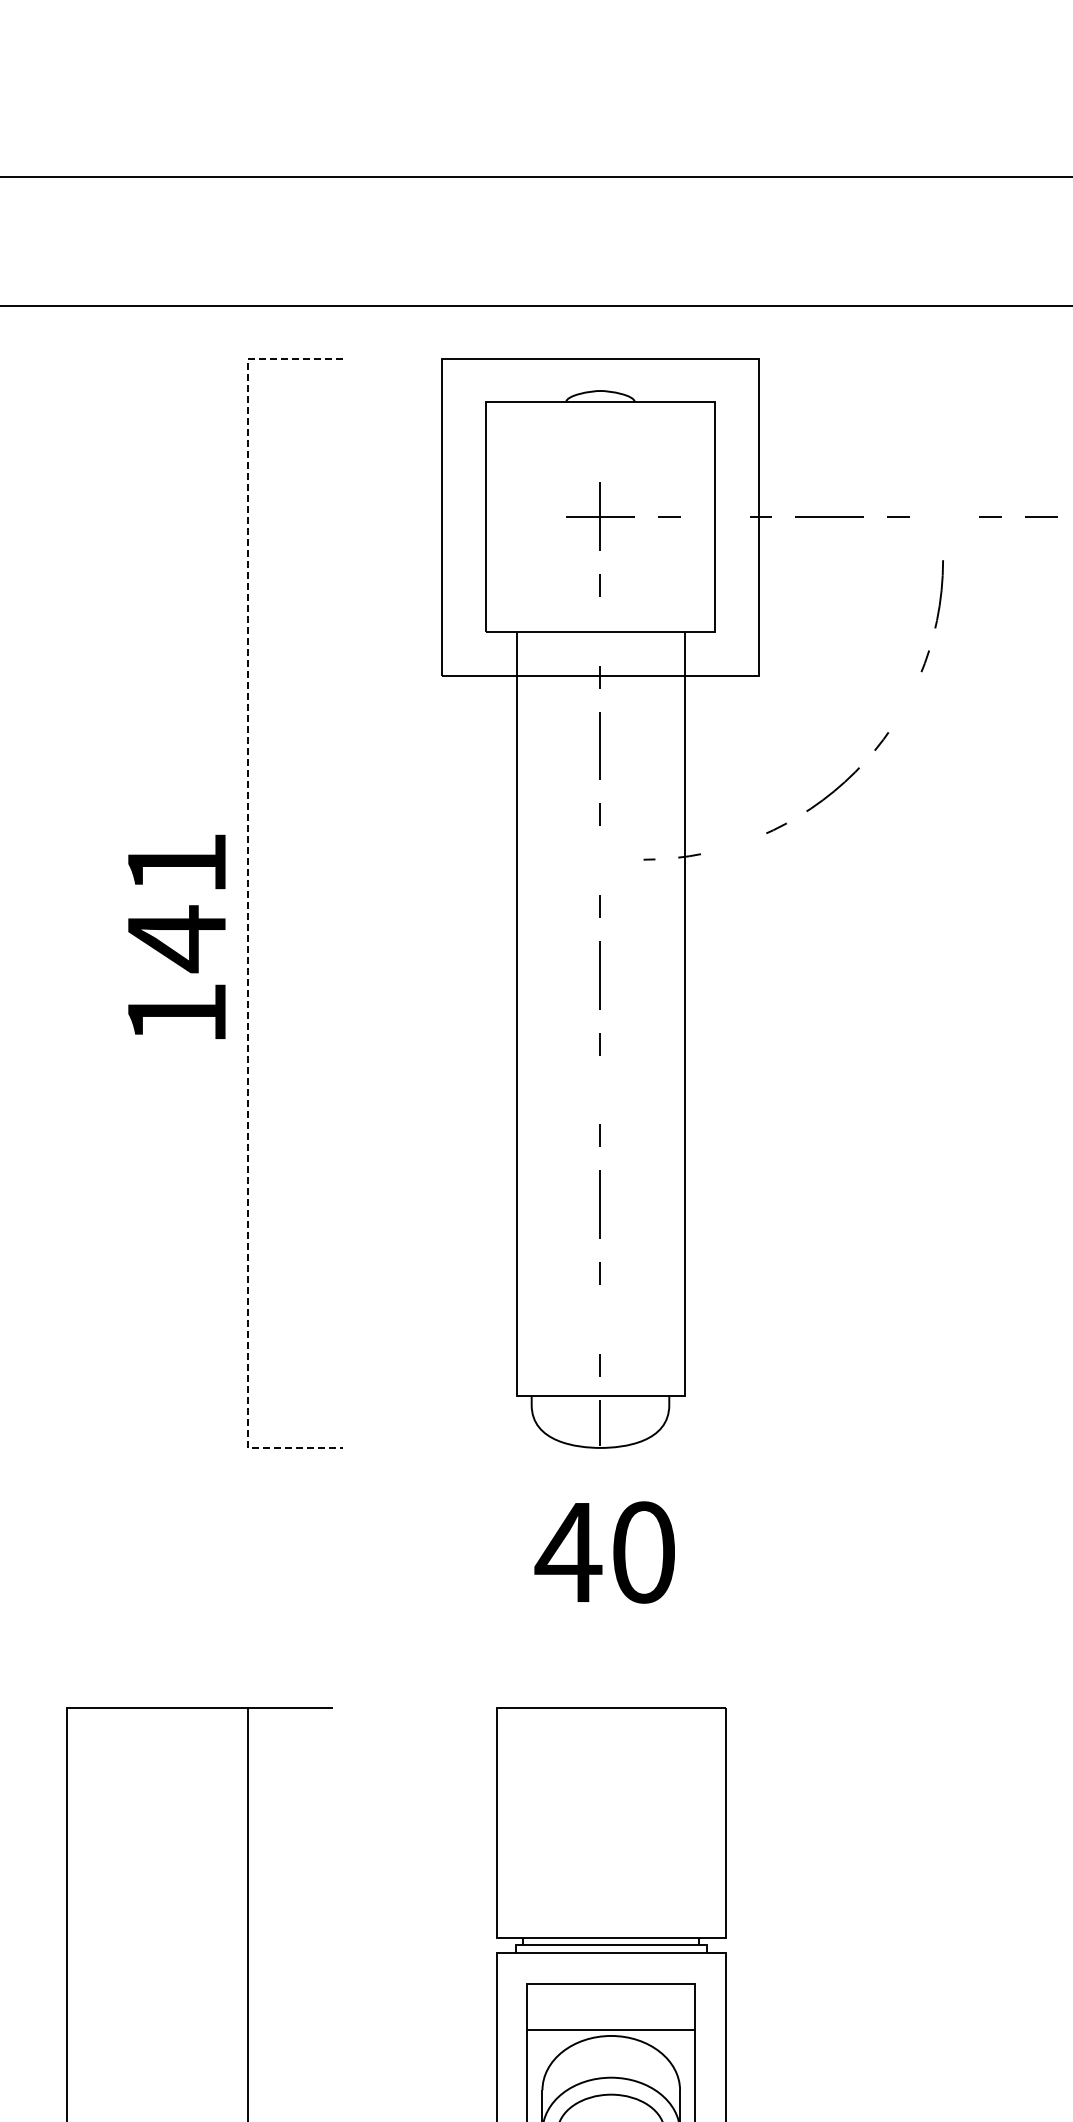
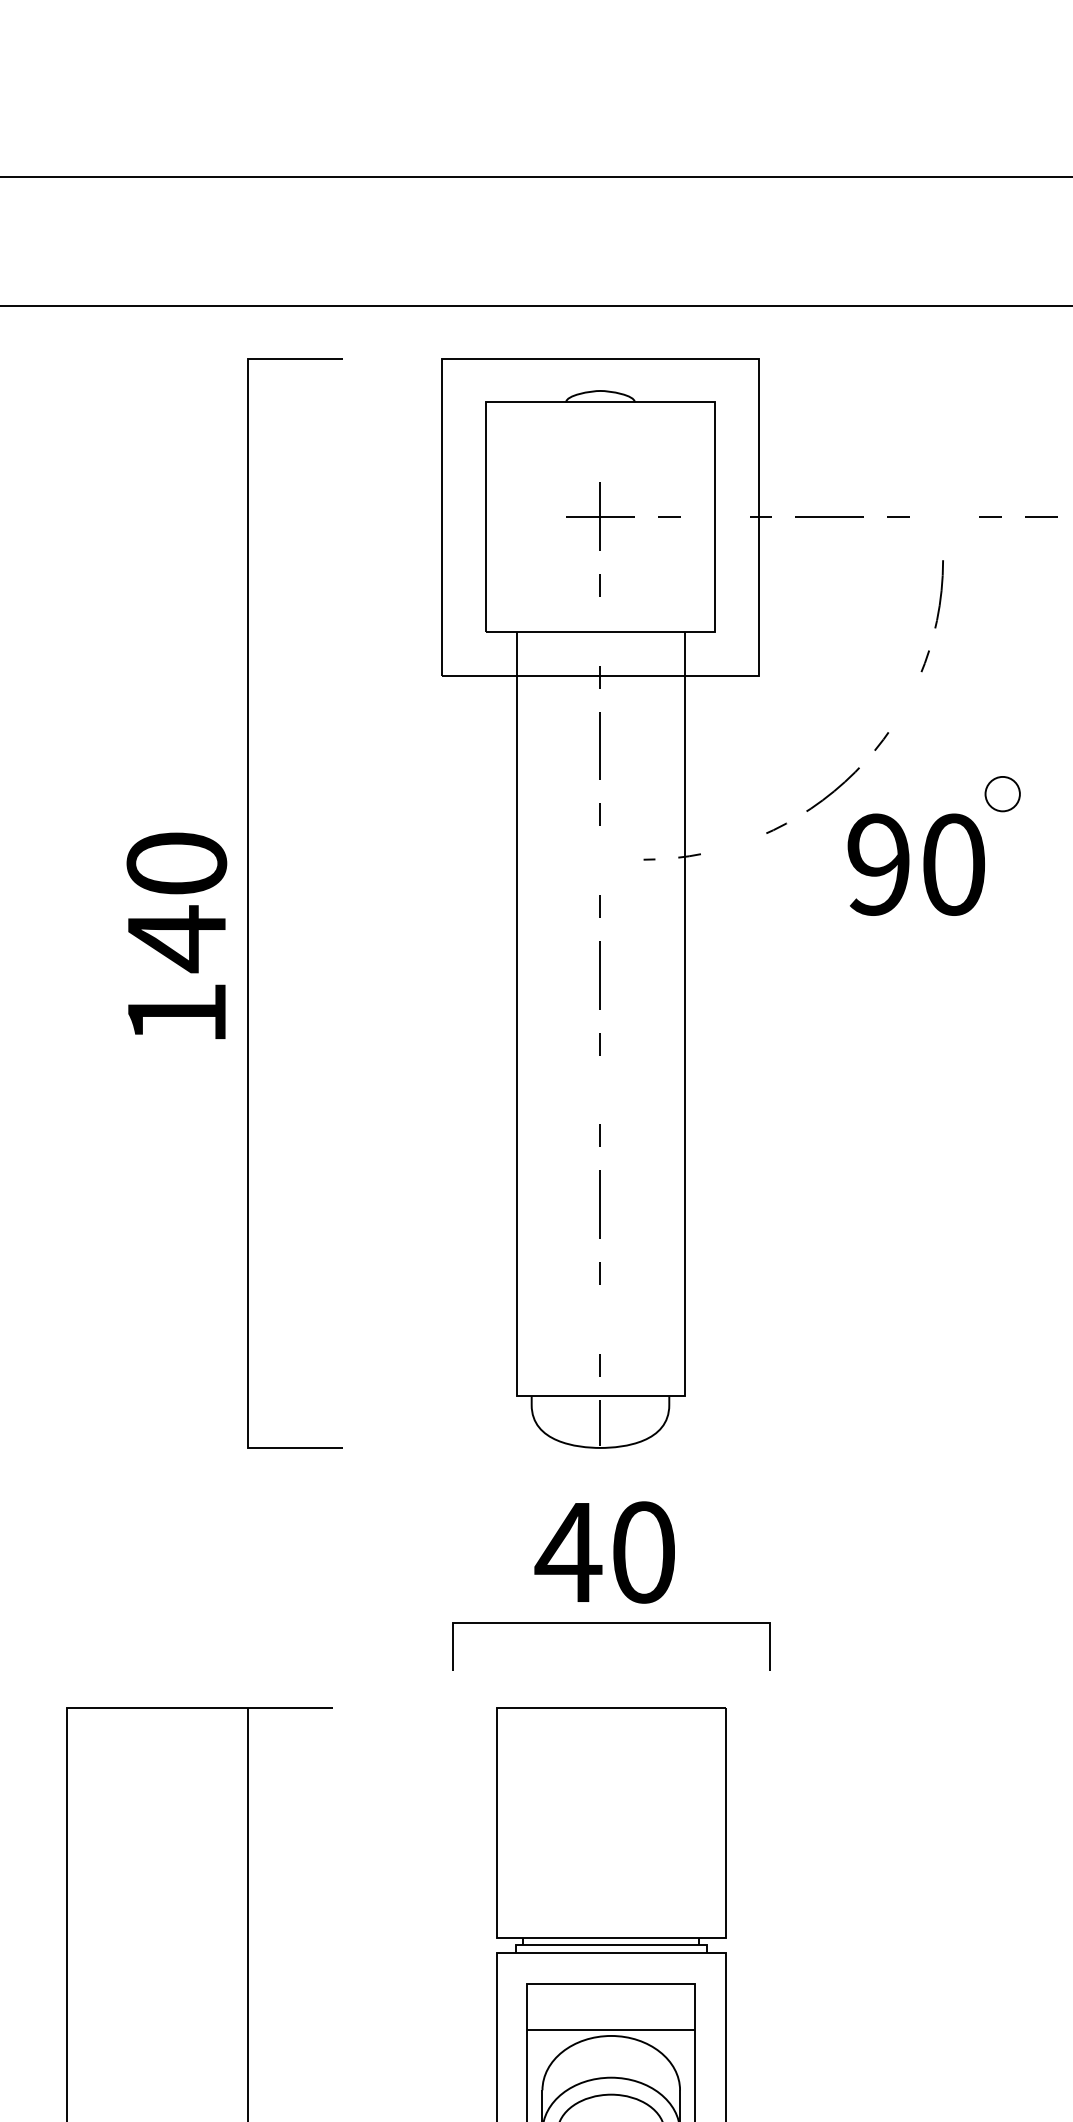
part: none -> present (933, 845)
text: 141 -> 140 (176, 863)
line: dashed -> solid (248, 903)
line: none -> present (611, 1623)
